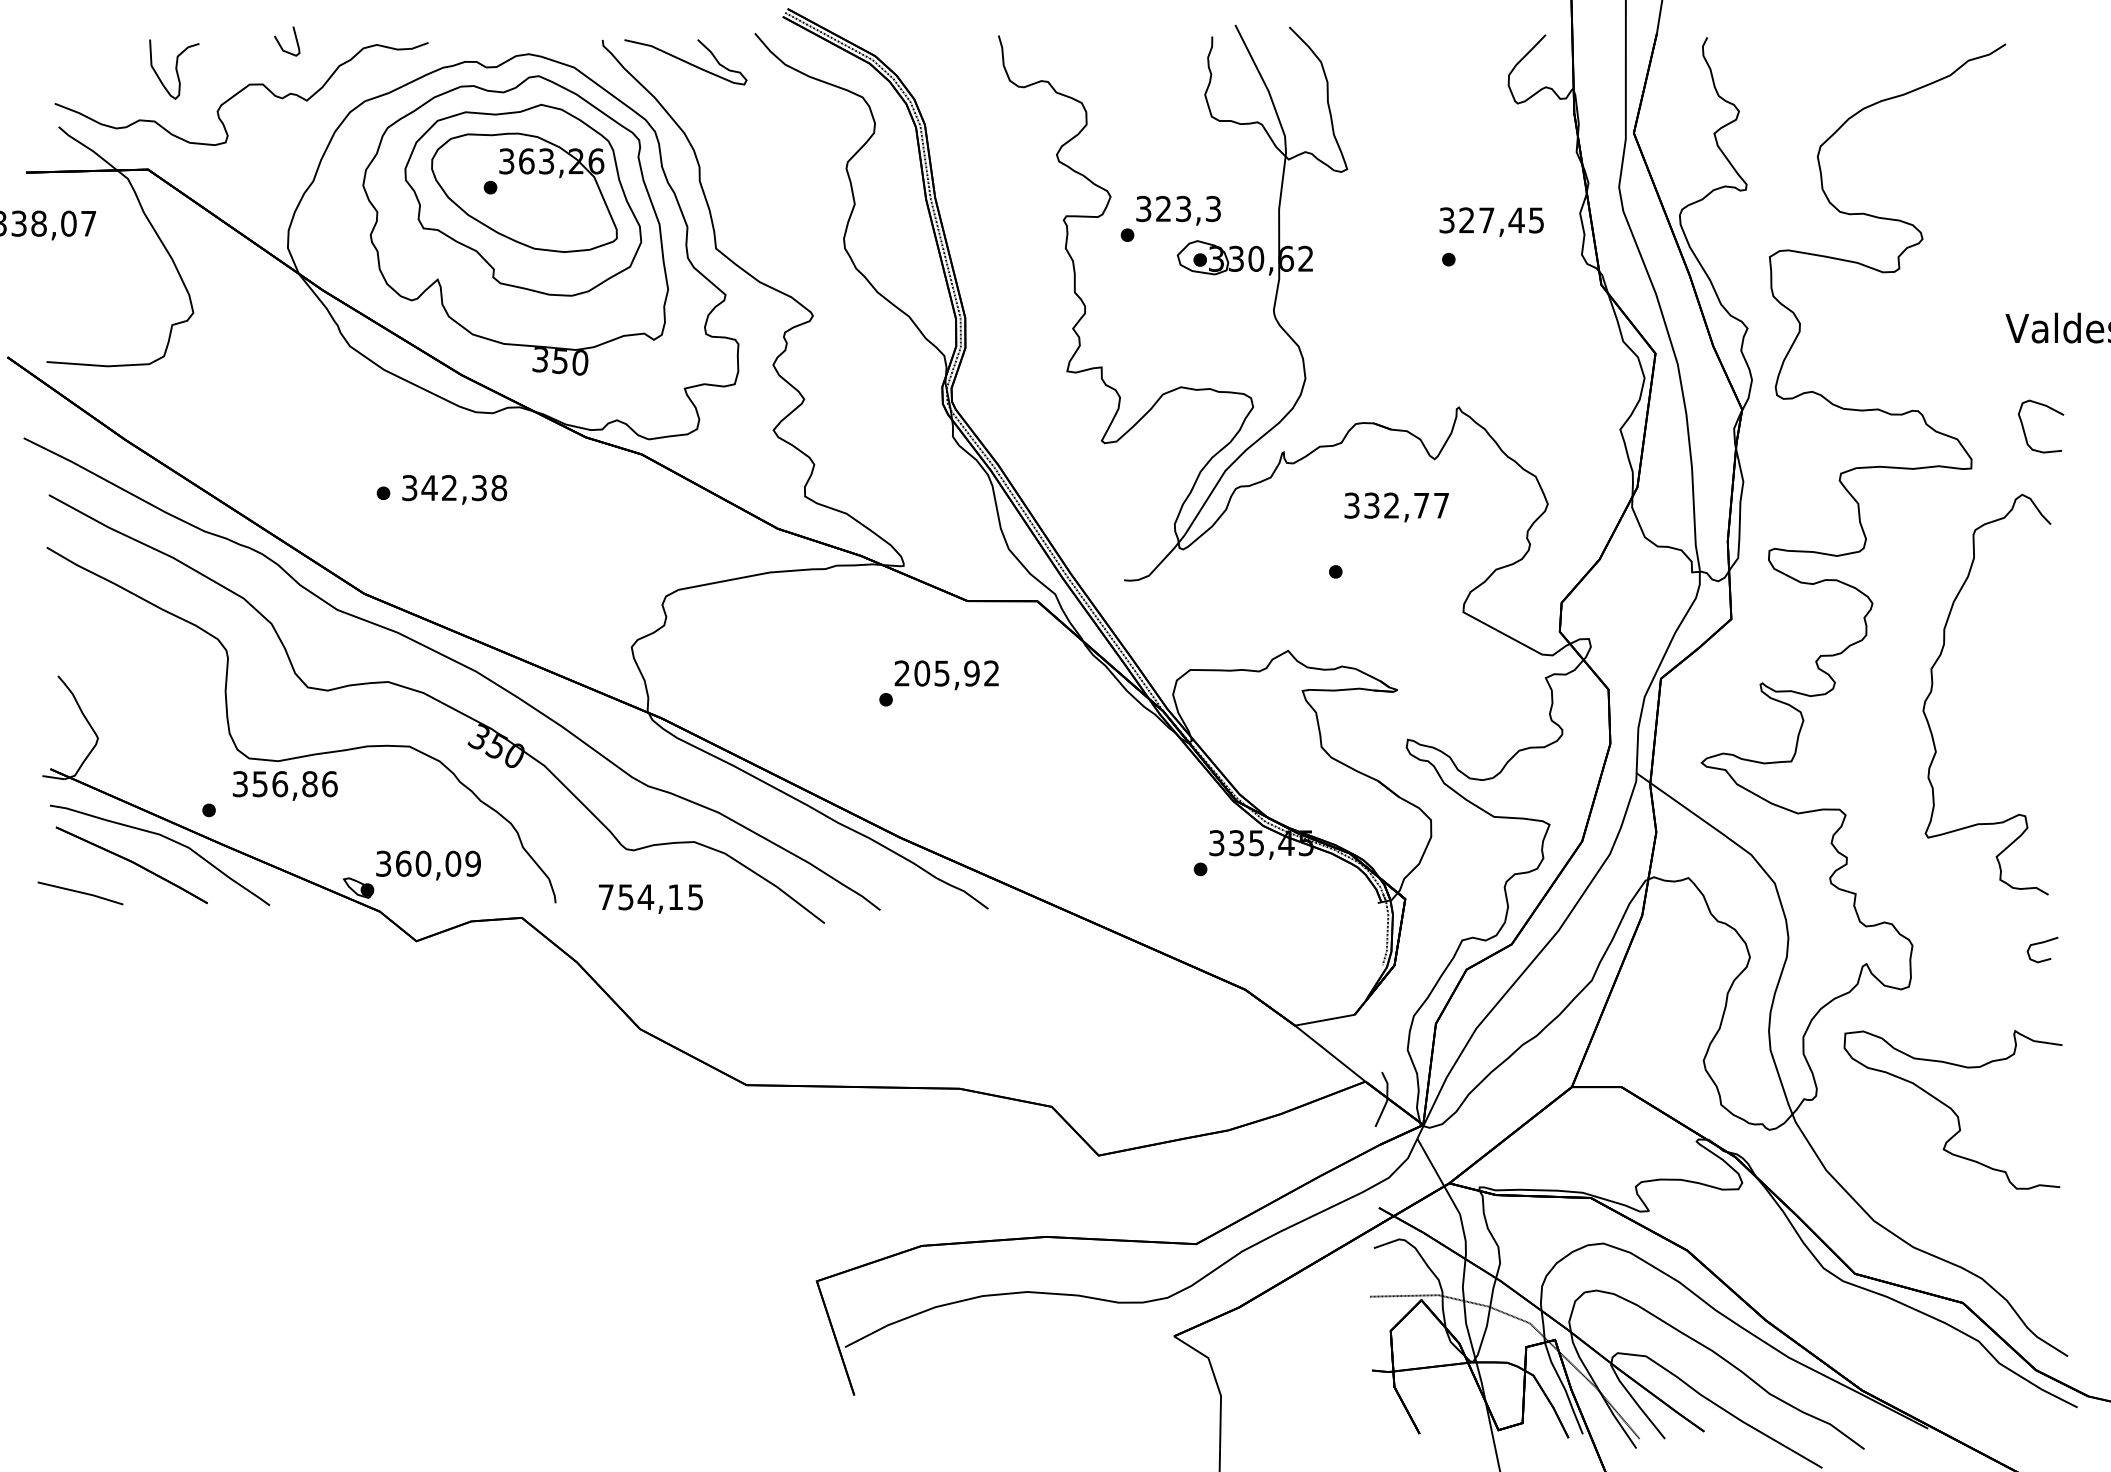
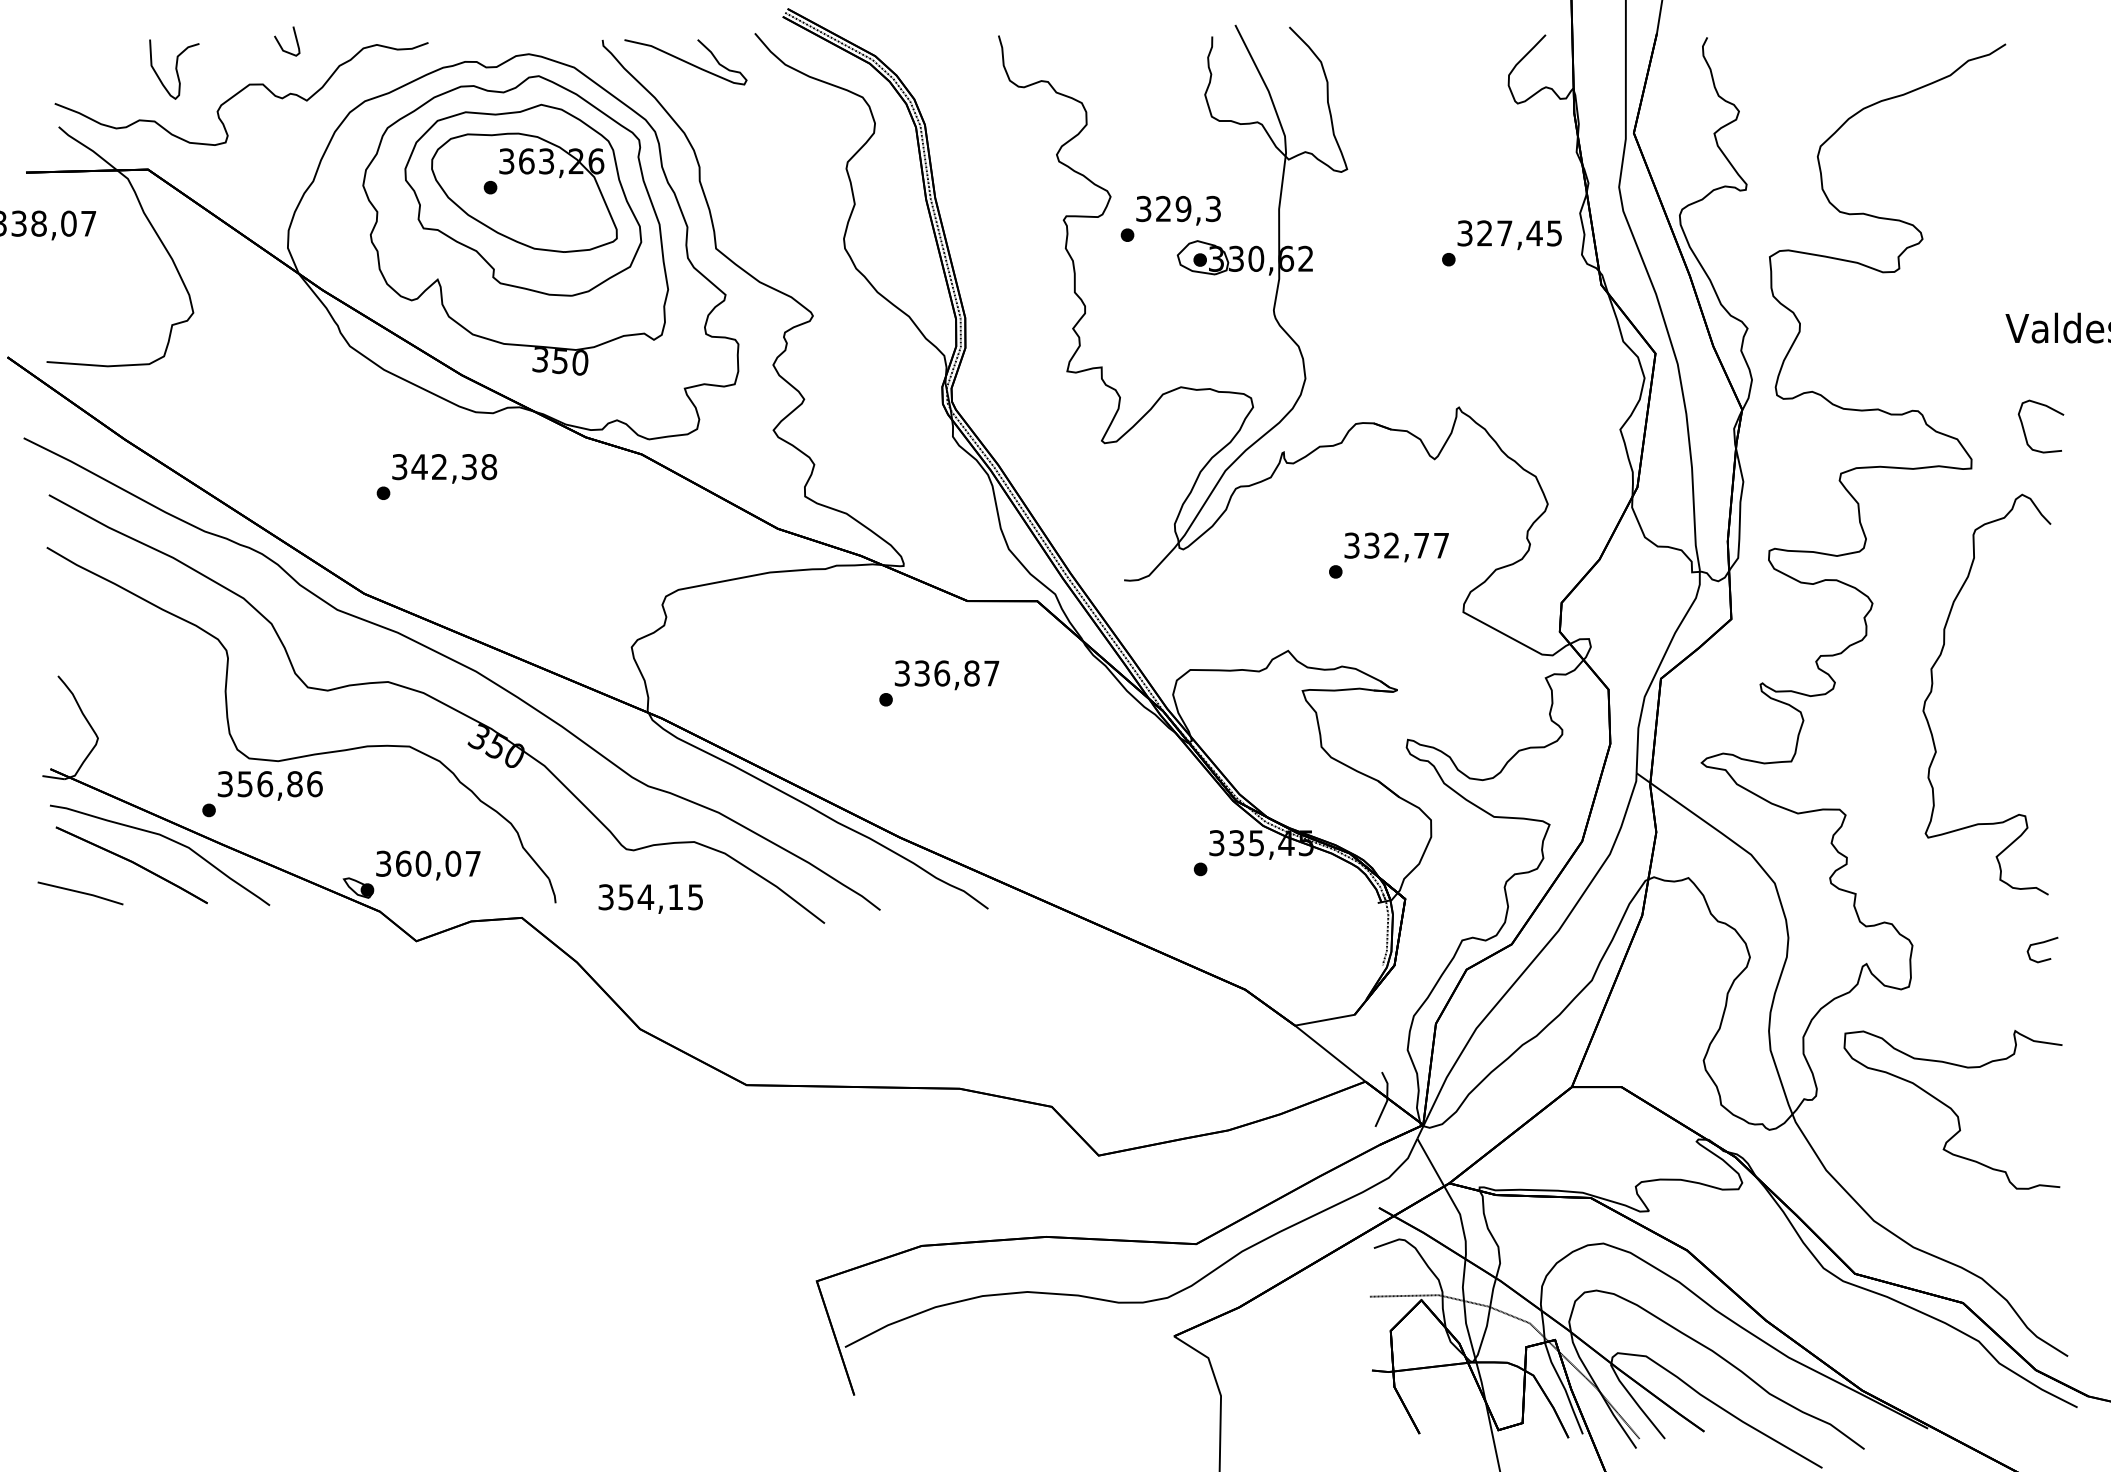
text: 323,3 -> 329,3 (1183, 208)
text position: (1491, 222) -> (1509, 235) (1509, 235)
text position: (454, 489) -> (444, 468) (444, 468)
text position: (1396, 507) -> (1396, 547) (1396, 547)
text: 205,92 -> 336,87 (946, 673)
text position: (284, 785) -> (269, 785) (269, 785)
text: 360,09 -> 360,07 (472, 863)
text: 754,15 -> 354,15 (605, 897)
